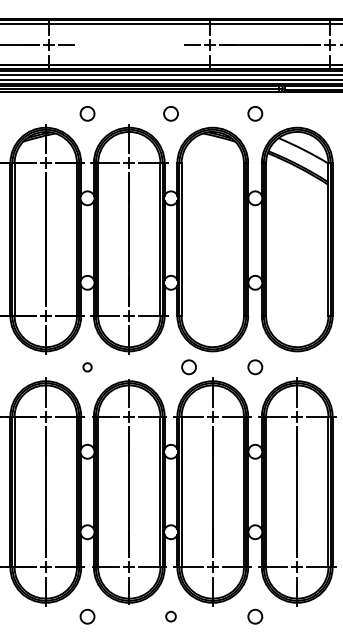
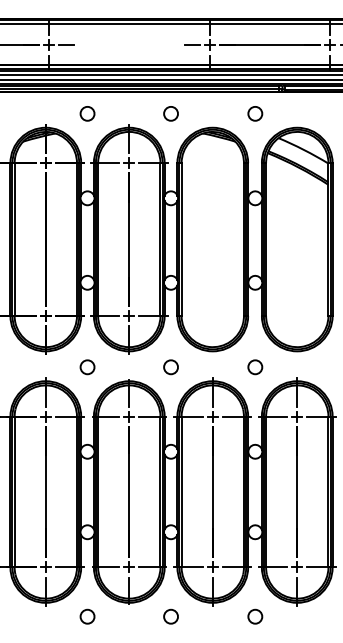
circle size: 11x11 px -> 17x17 px (87, 367)
circle position: (188, 367) -> (170, 367) (170, 367)
circle size: 12x13 px -> 16x17 px (170, 616)
